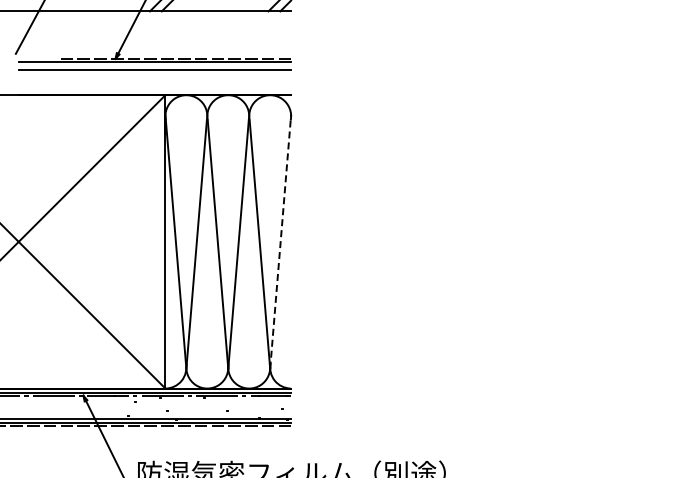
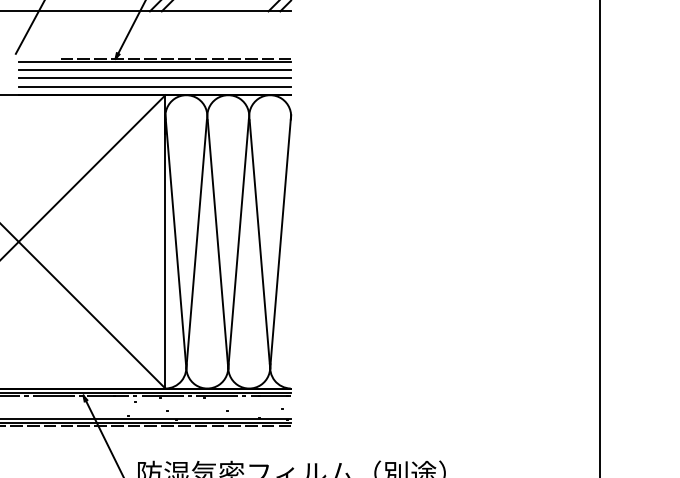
line: none -> present (154, 78)
line: none -> present (154, 86)
line: none -> present (599, 238)
line: dashed -> solid (280, 241)
